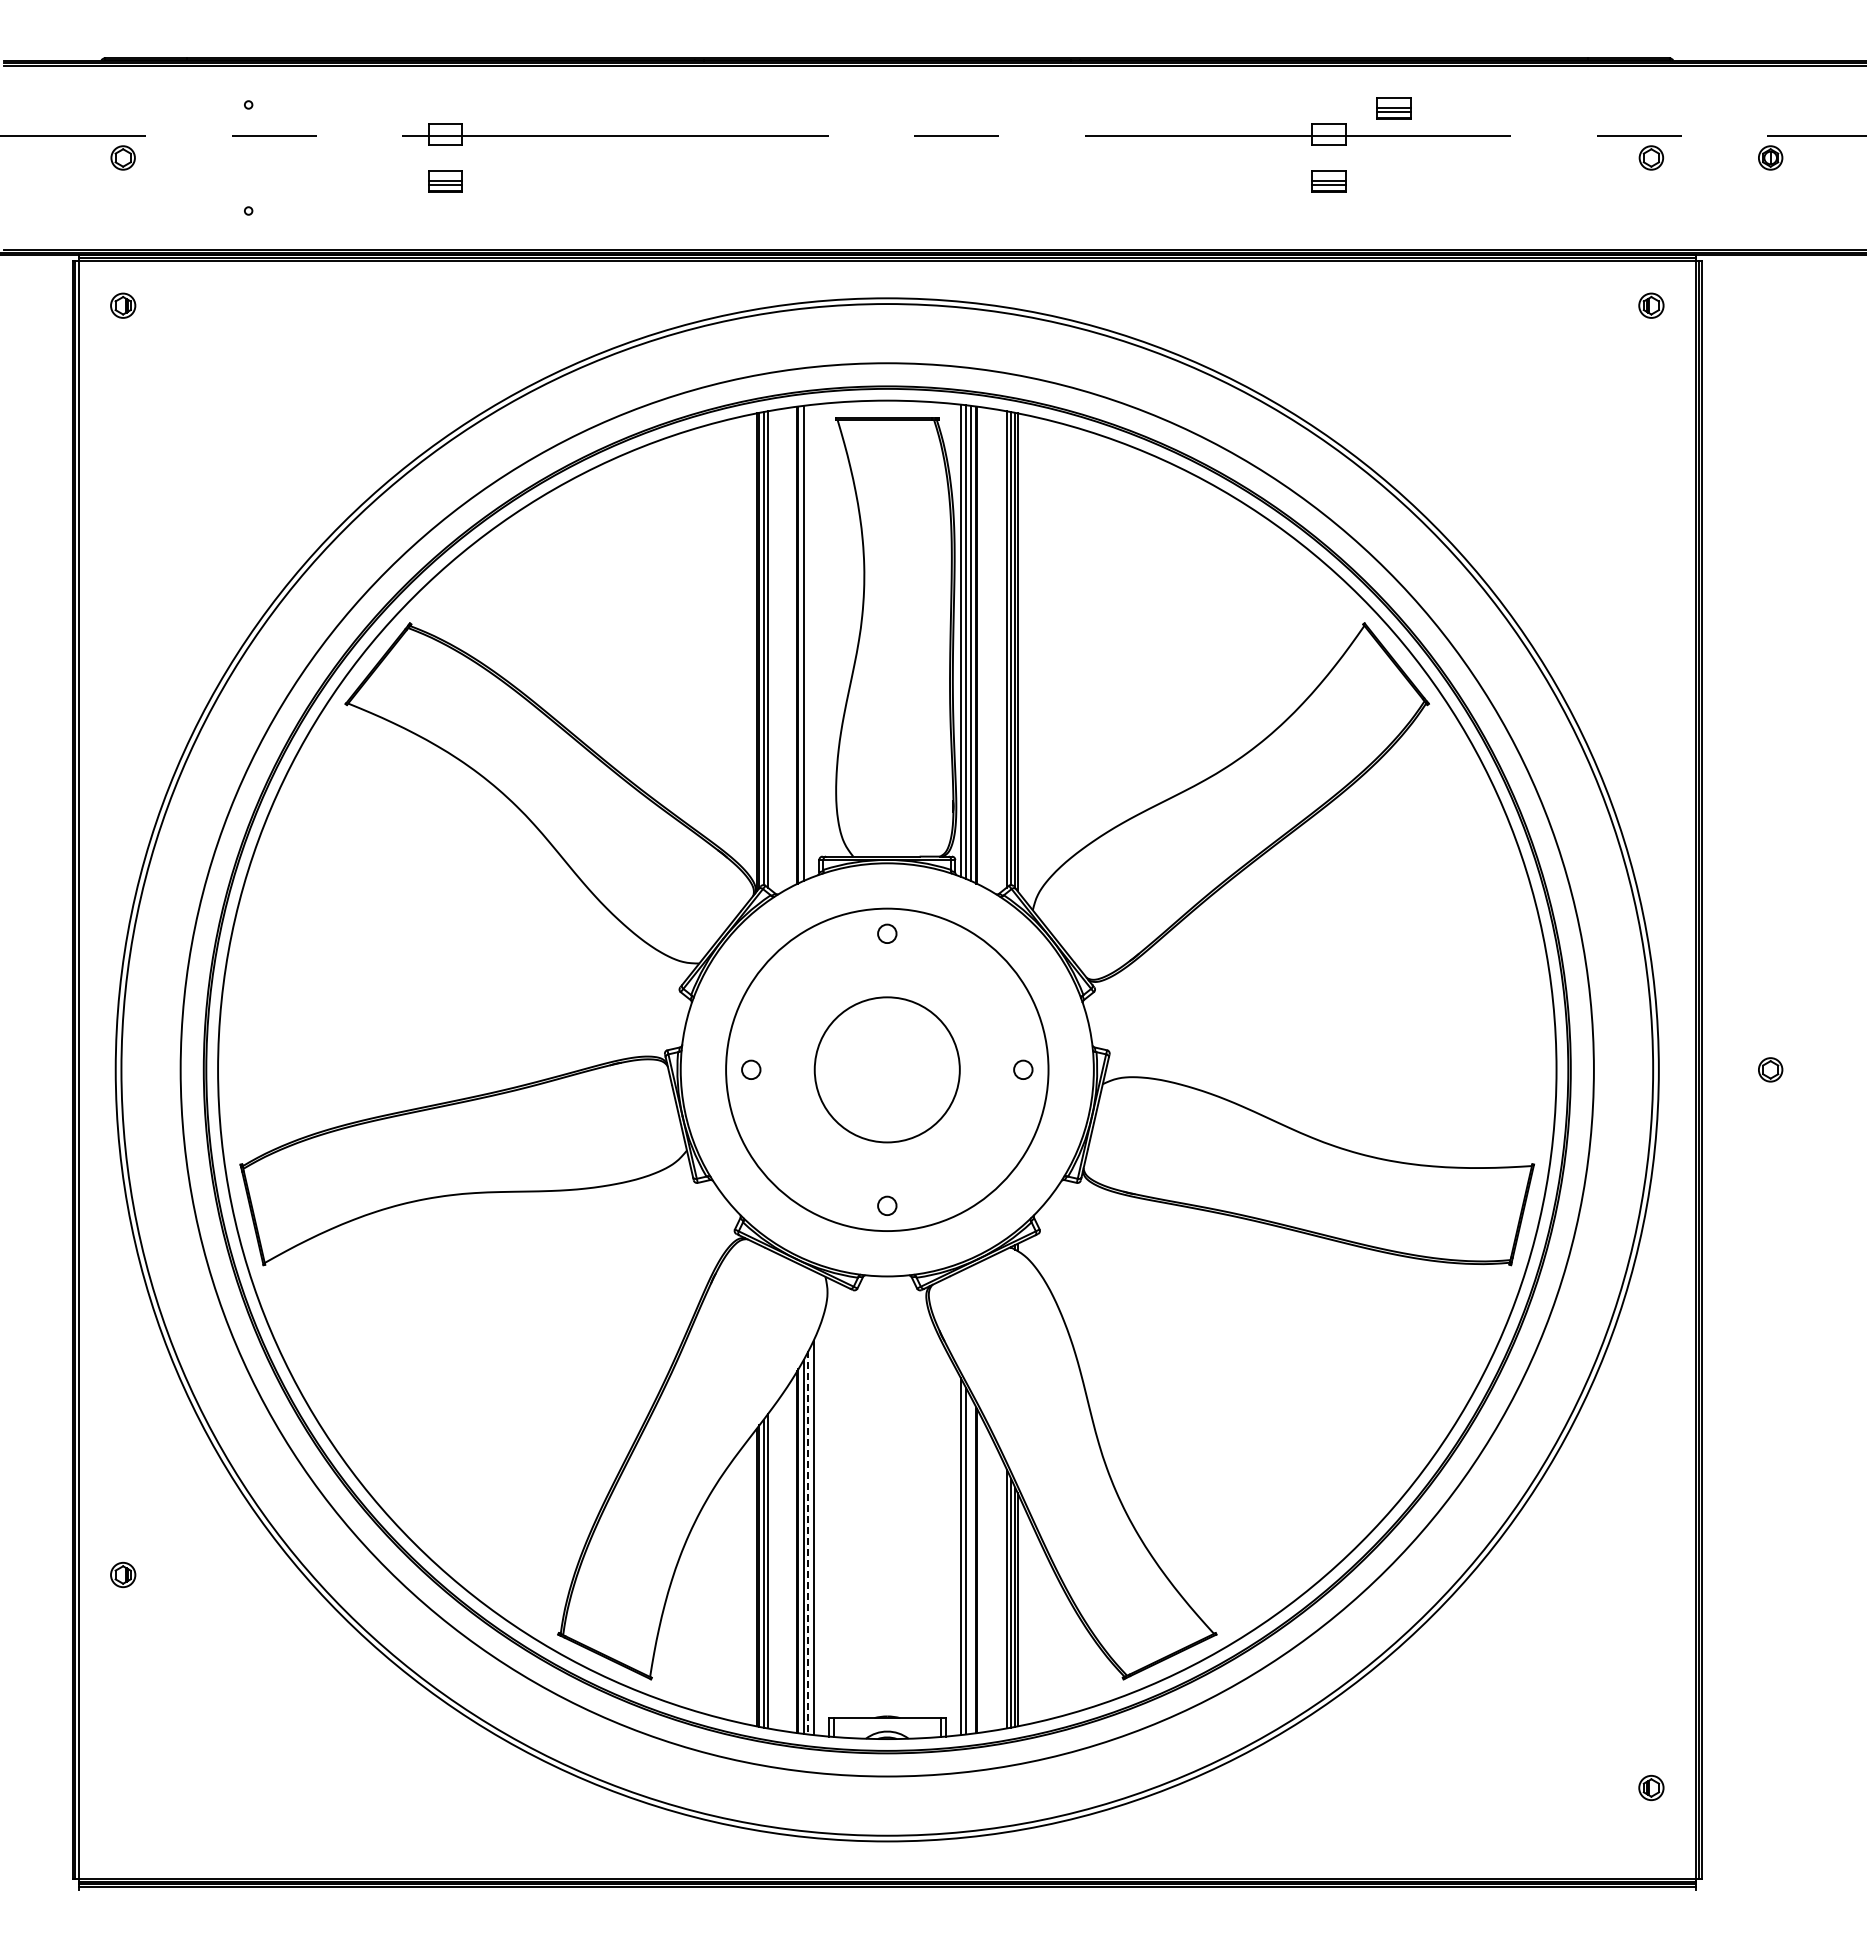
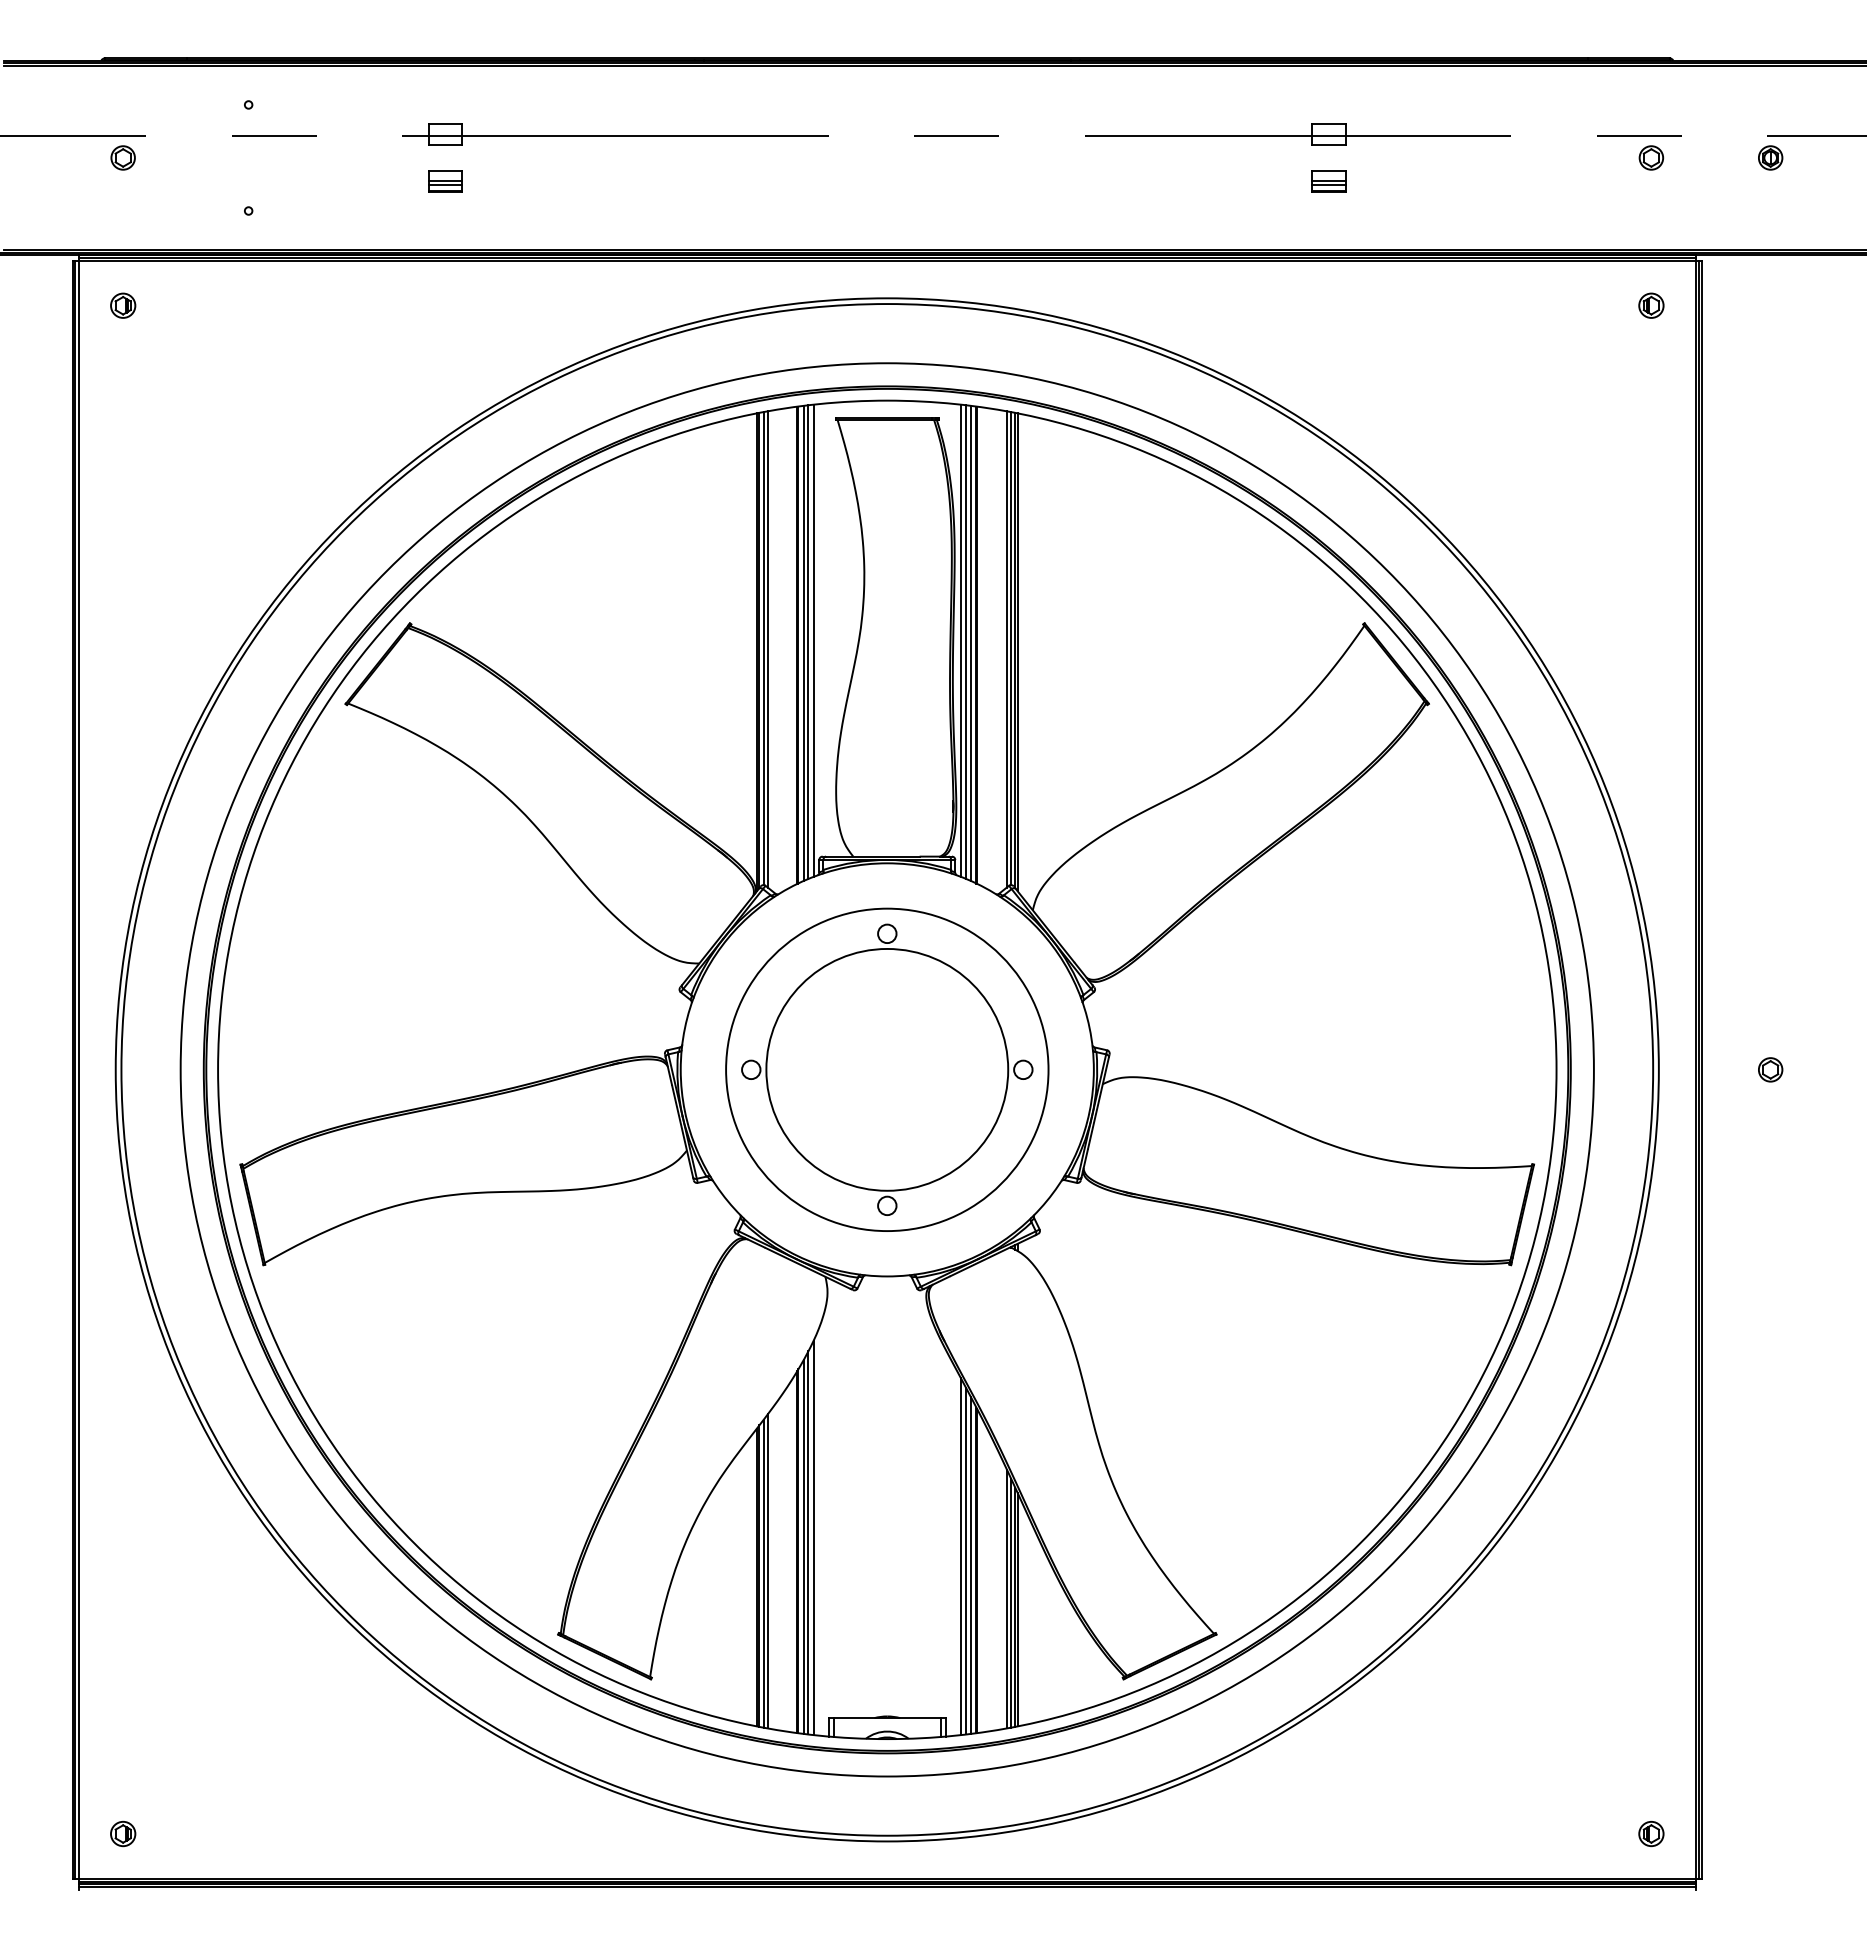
part: present -> none (1393, 108)
line: none -> present (813, 640)
line: none -> present (808, 641)
circle diameter: 145 px -> 242 px (887, 1069)
line: dashed -> solid (808, 1542)
line: none -> present (970, 1565)
part position: (123, 1574) -> (123, 1833) (123, 1833)
part position: (1651, 1788) -> (1651, 1834) (1651, 1834)
